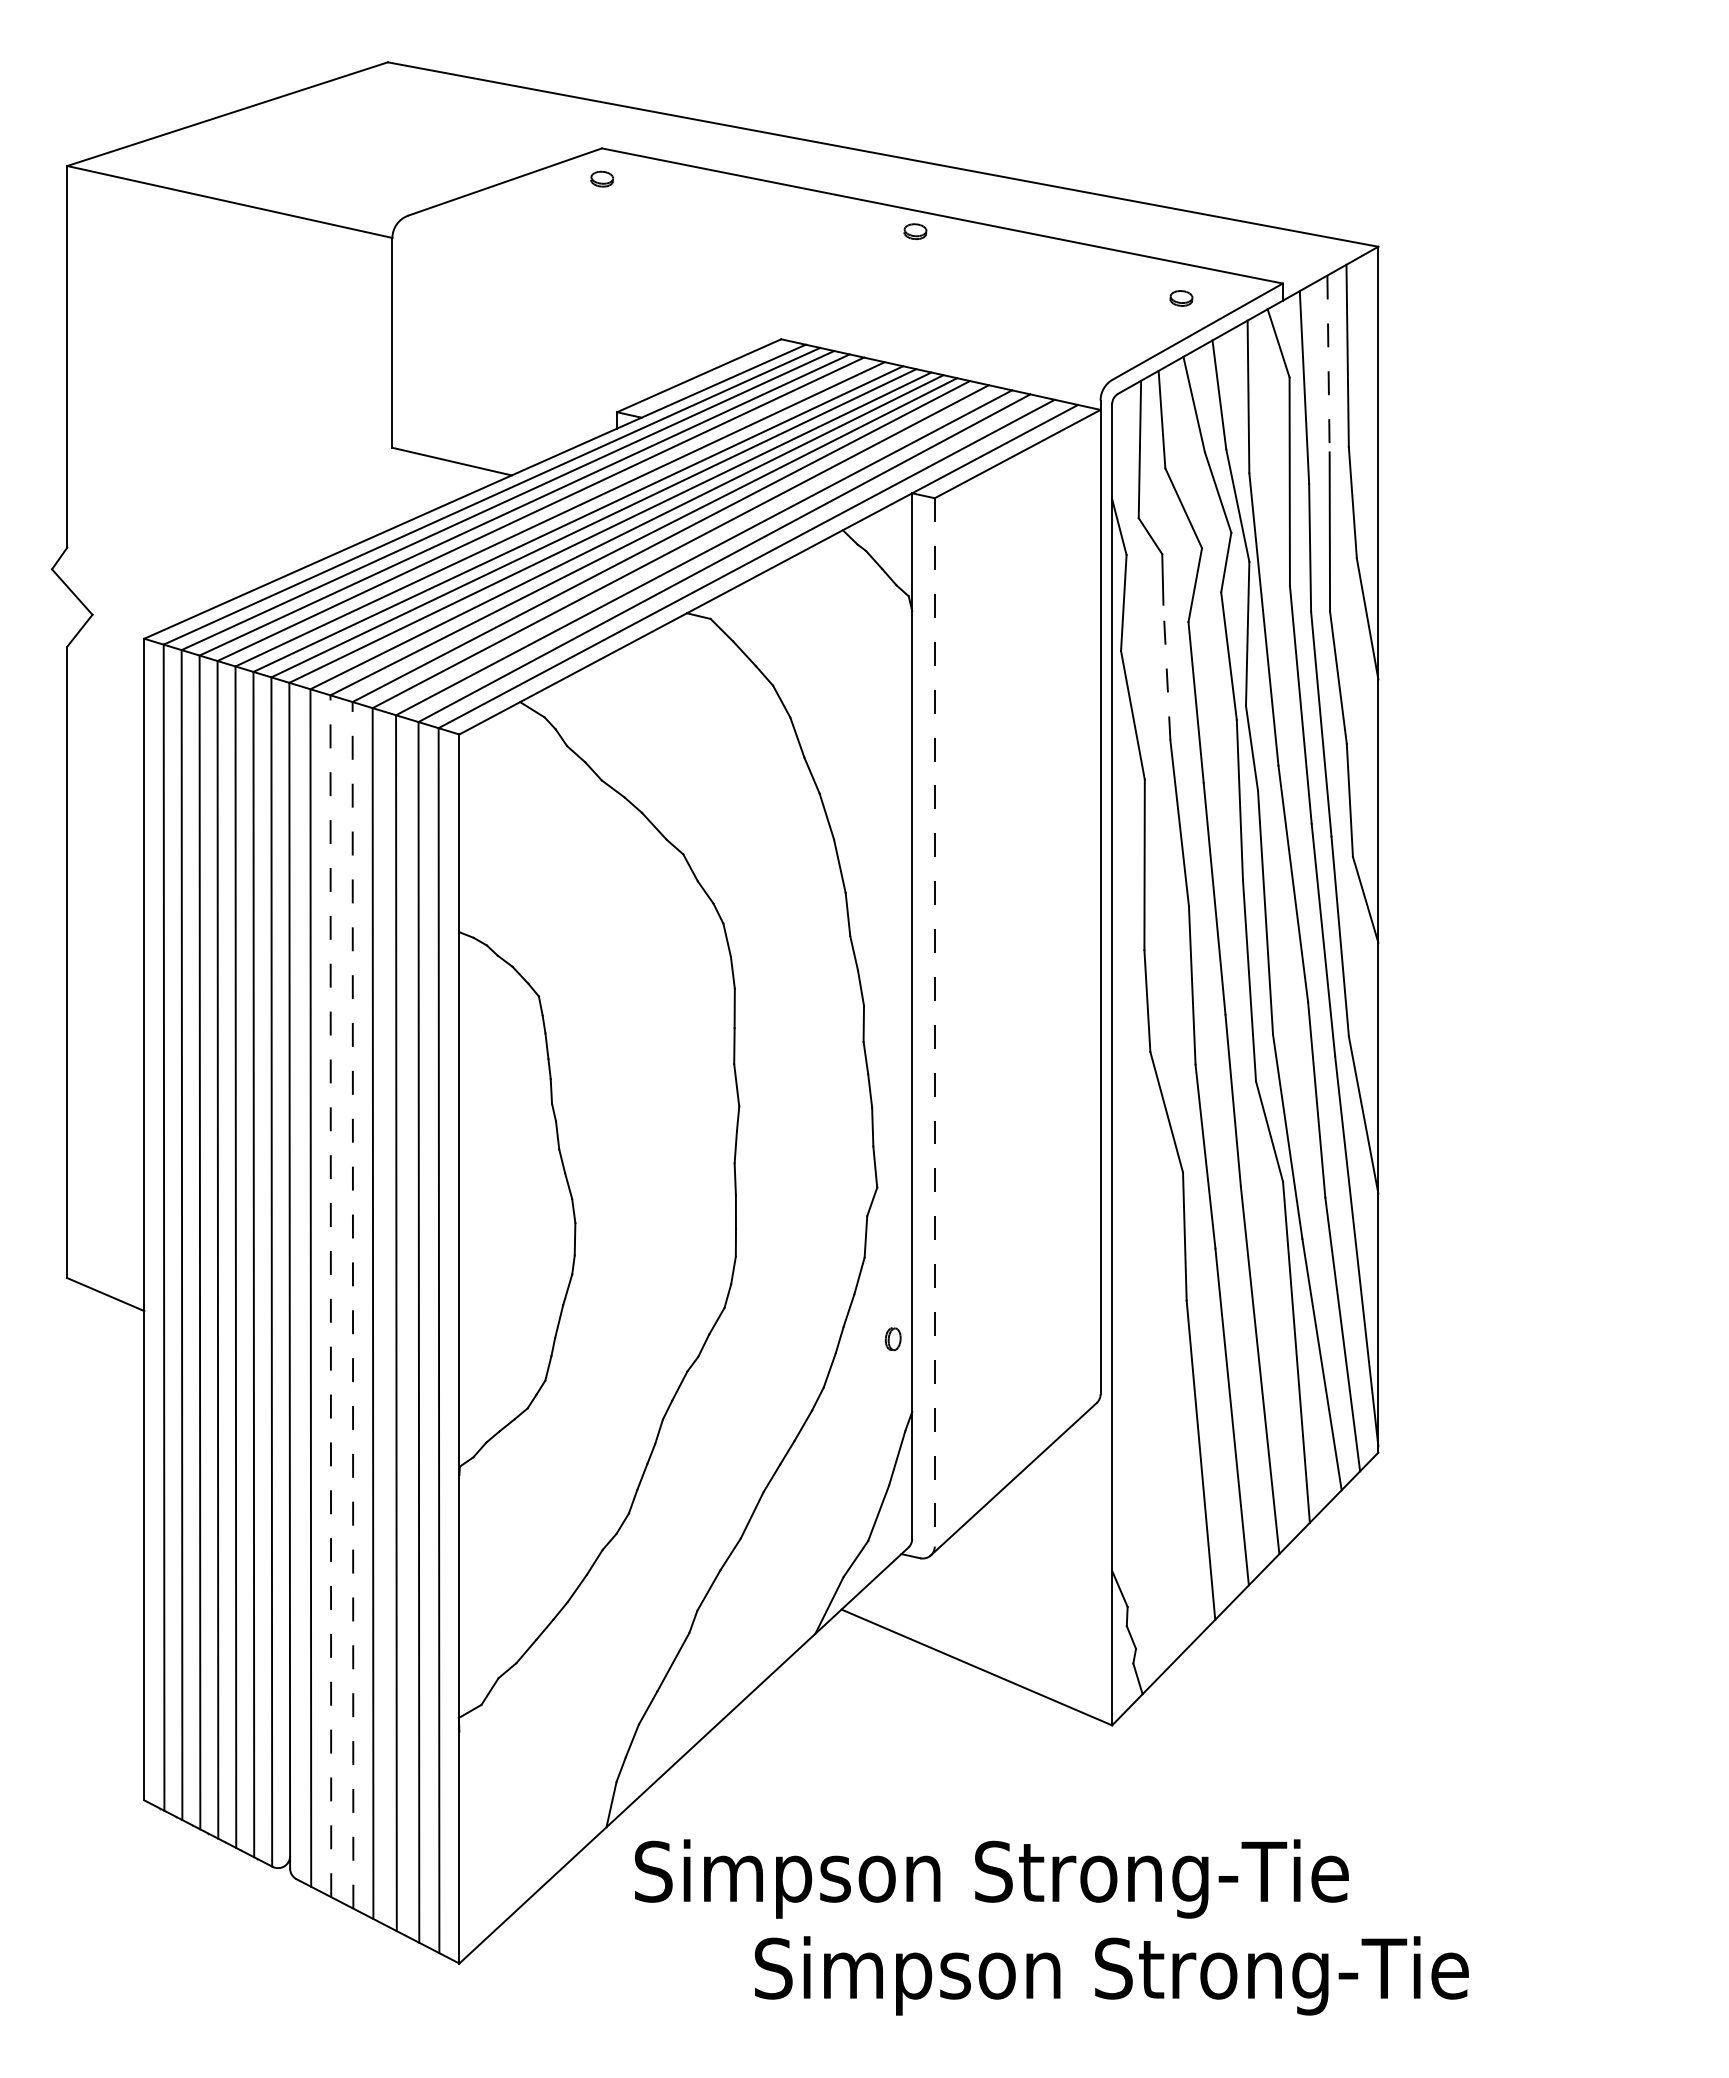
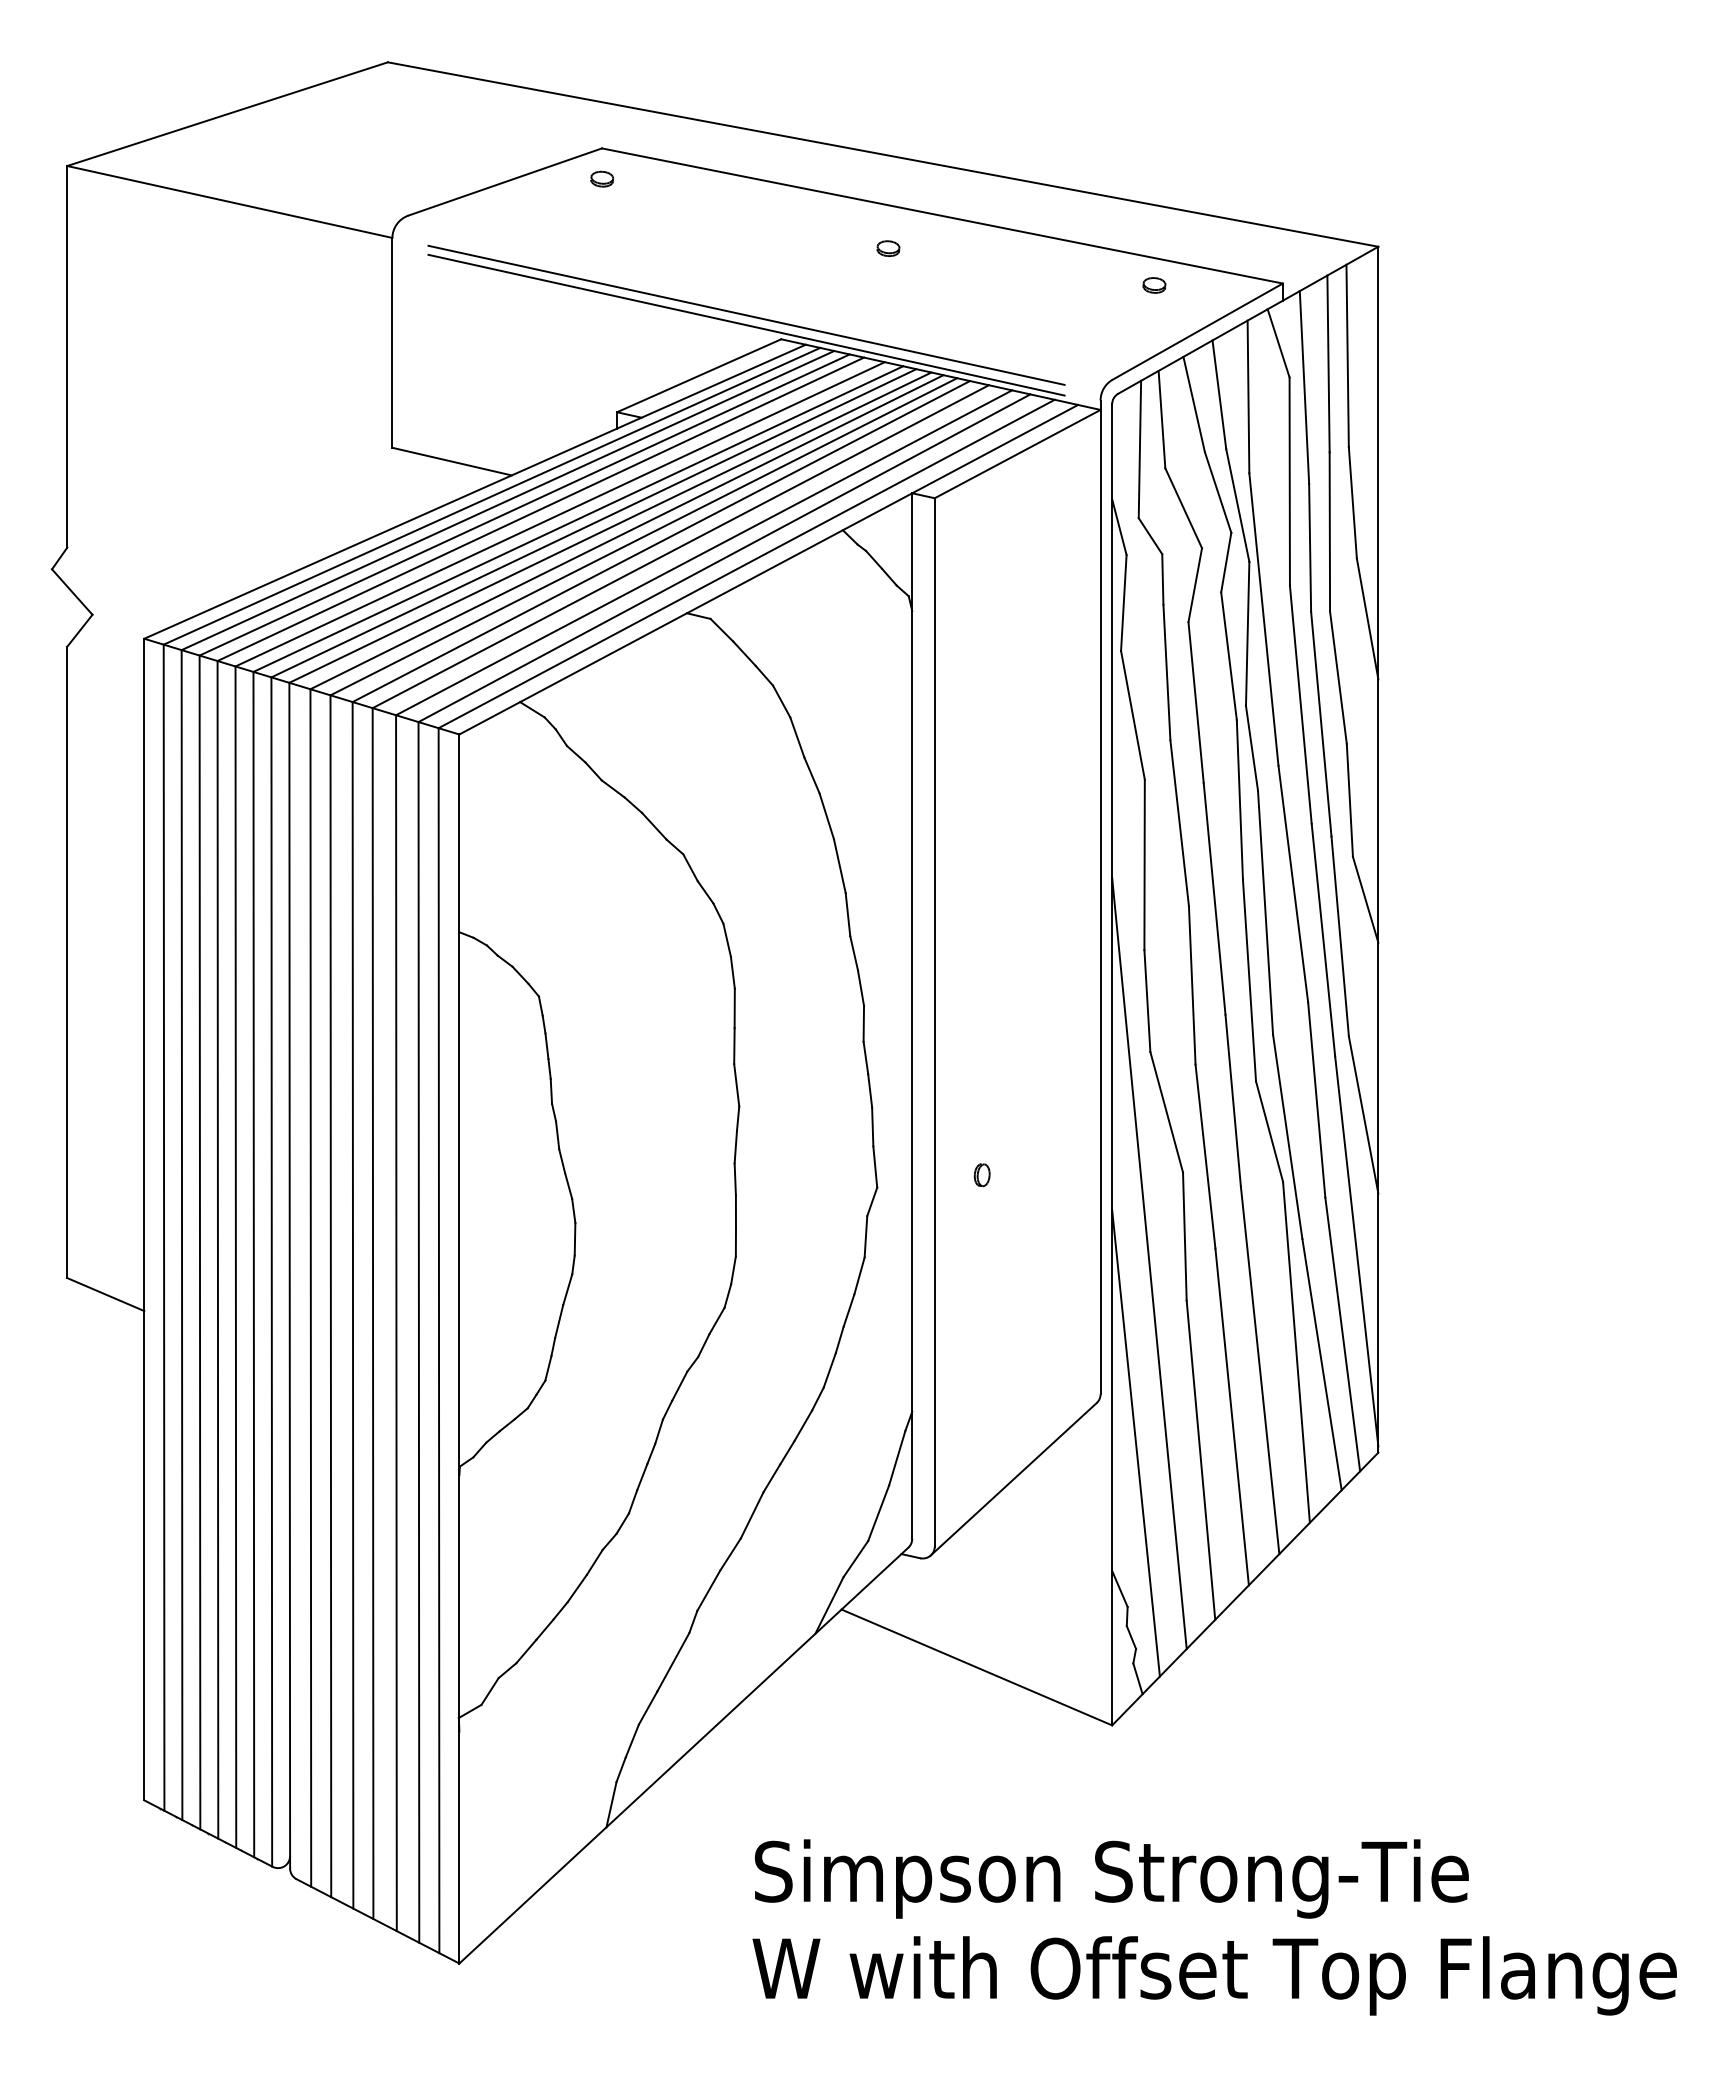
part position: (915, 231) -> (888, 248) (888, 248)
part position: (1181, 298) -> (1154, 285) (1154, 285)
line: none -> present (746, 314)
line: none -> present (746, 324)
line: dashed -> solid (1328, 364)
line: dashed -> solid (1166, 672)
line: dashed -> solid (934, 1022)
line: none -> present (1149, 1263)
line: dashed -> solid (330, 1296)
line: dashed -> solid (353, 1304)
part position: (892, 1339) -> (981, 1175) (981, 1175)
line: none -> present (1135, 1443)
text position: (991, 1878) -> (1111, 1878) (1111, 1878)
text: Simpson Strong-Tie -> W with Offset Top Flange (1214, 1975)
